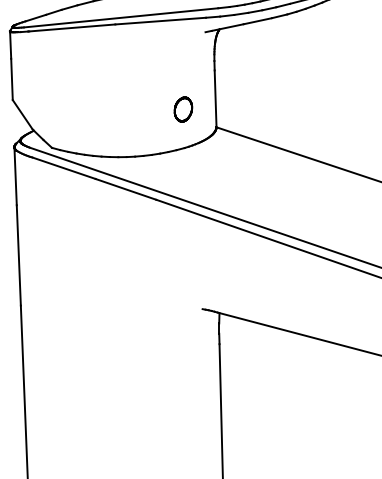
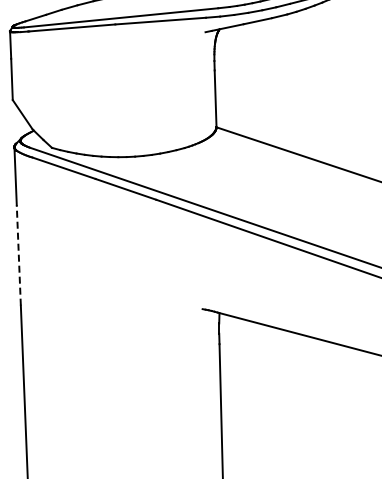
part: present -> none (183, 109)
line: solid -> dashed (18, 254)
